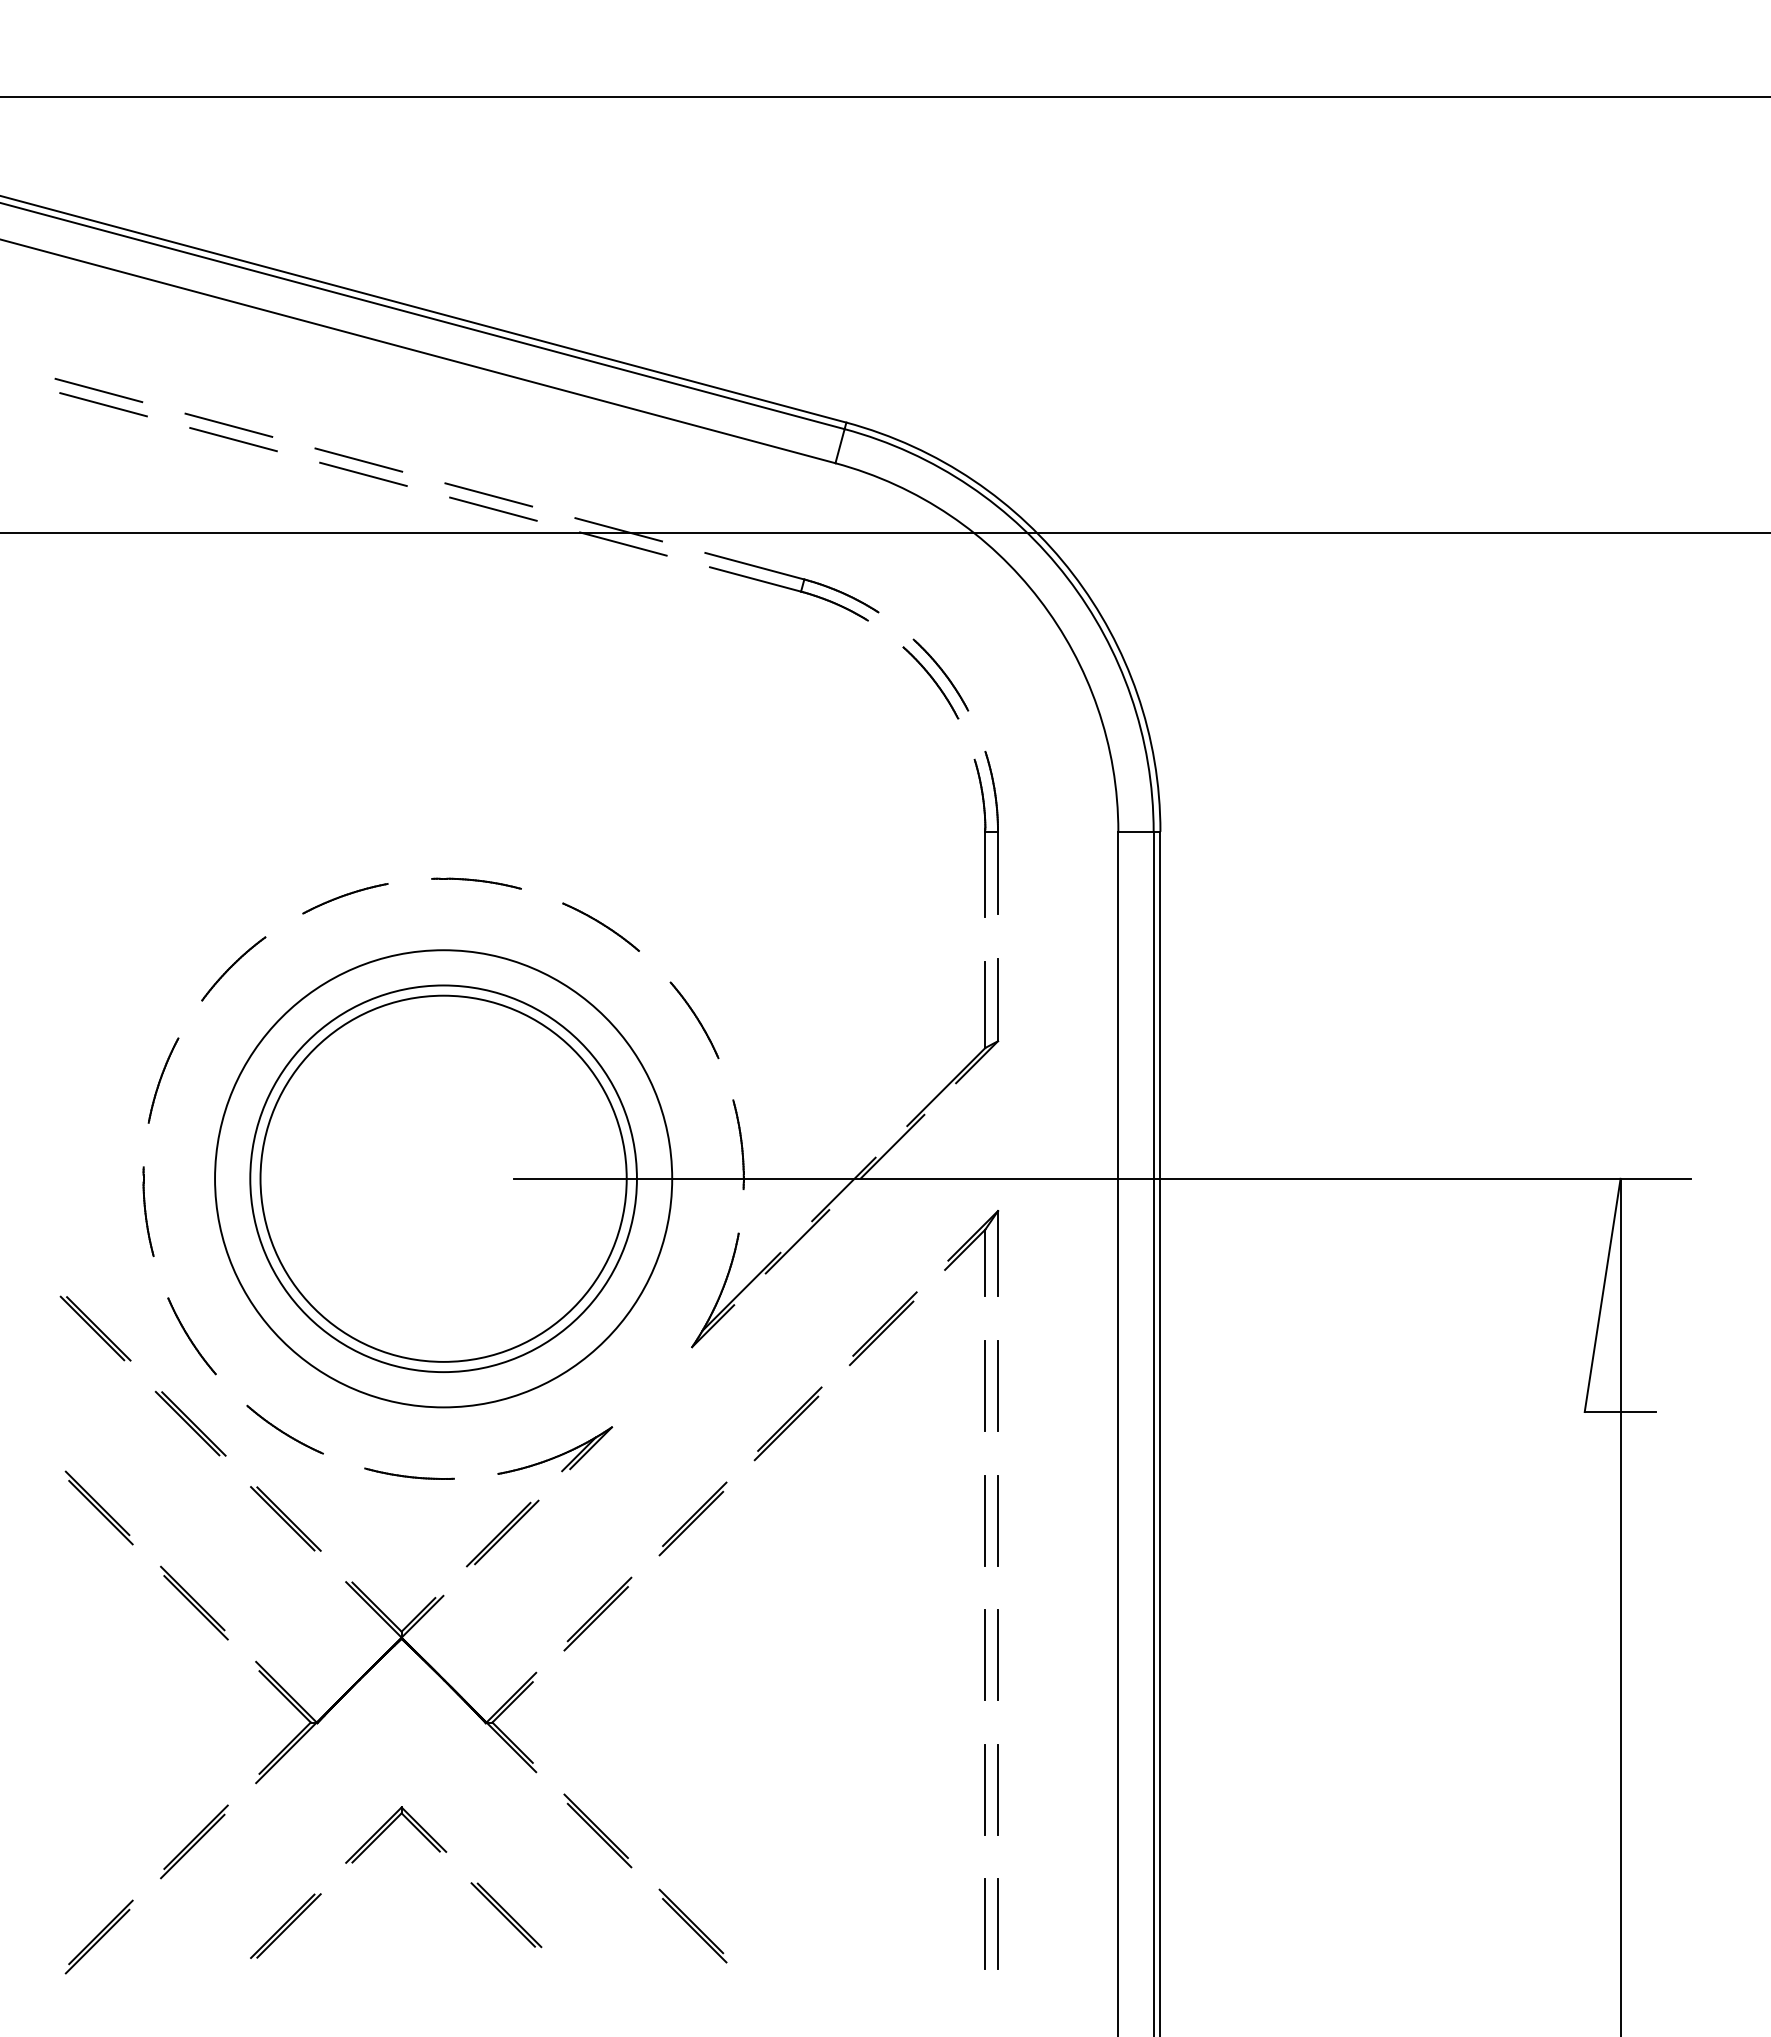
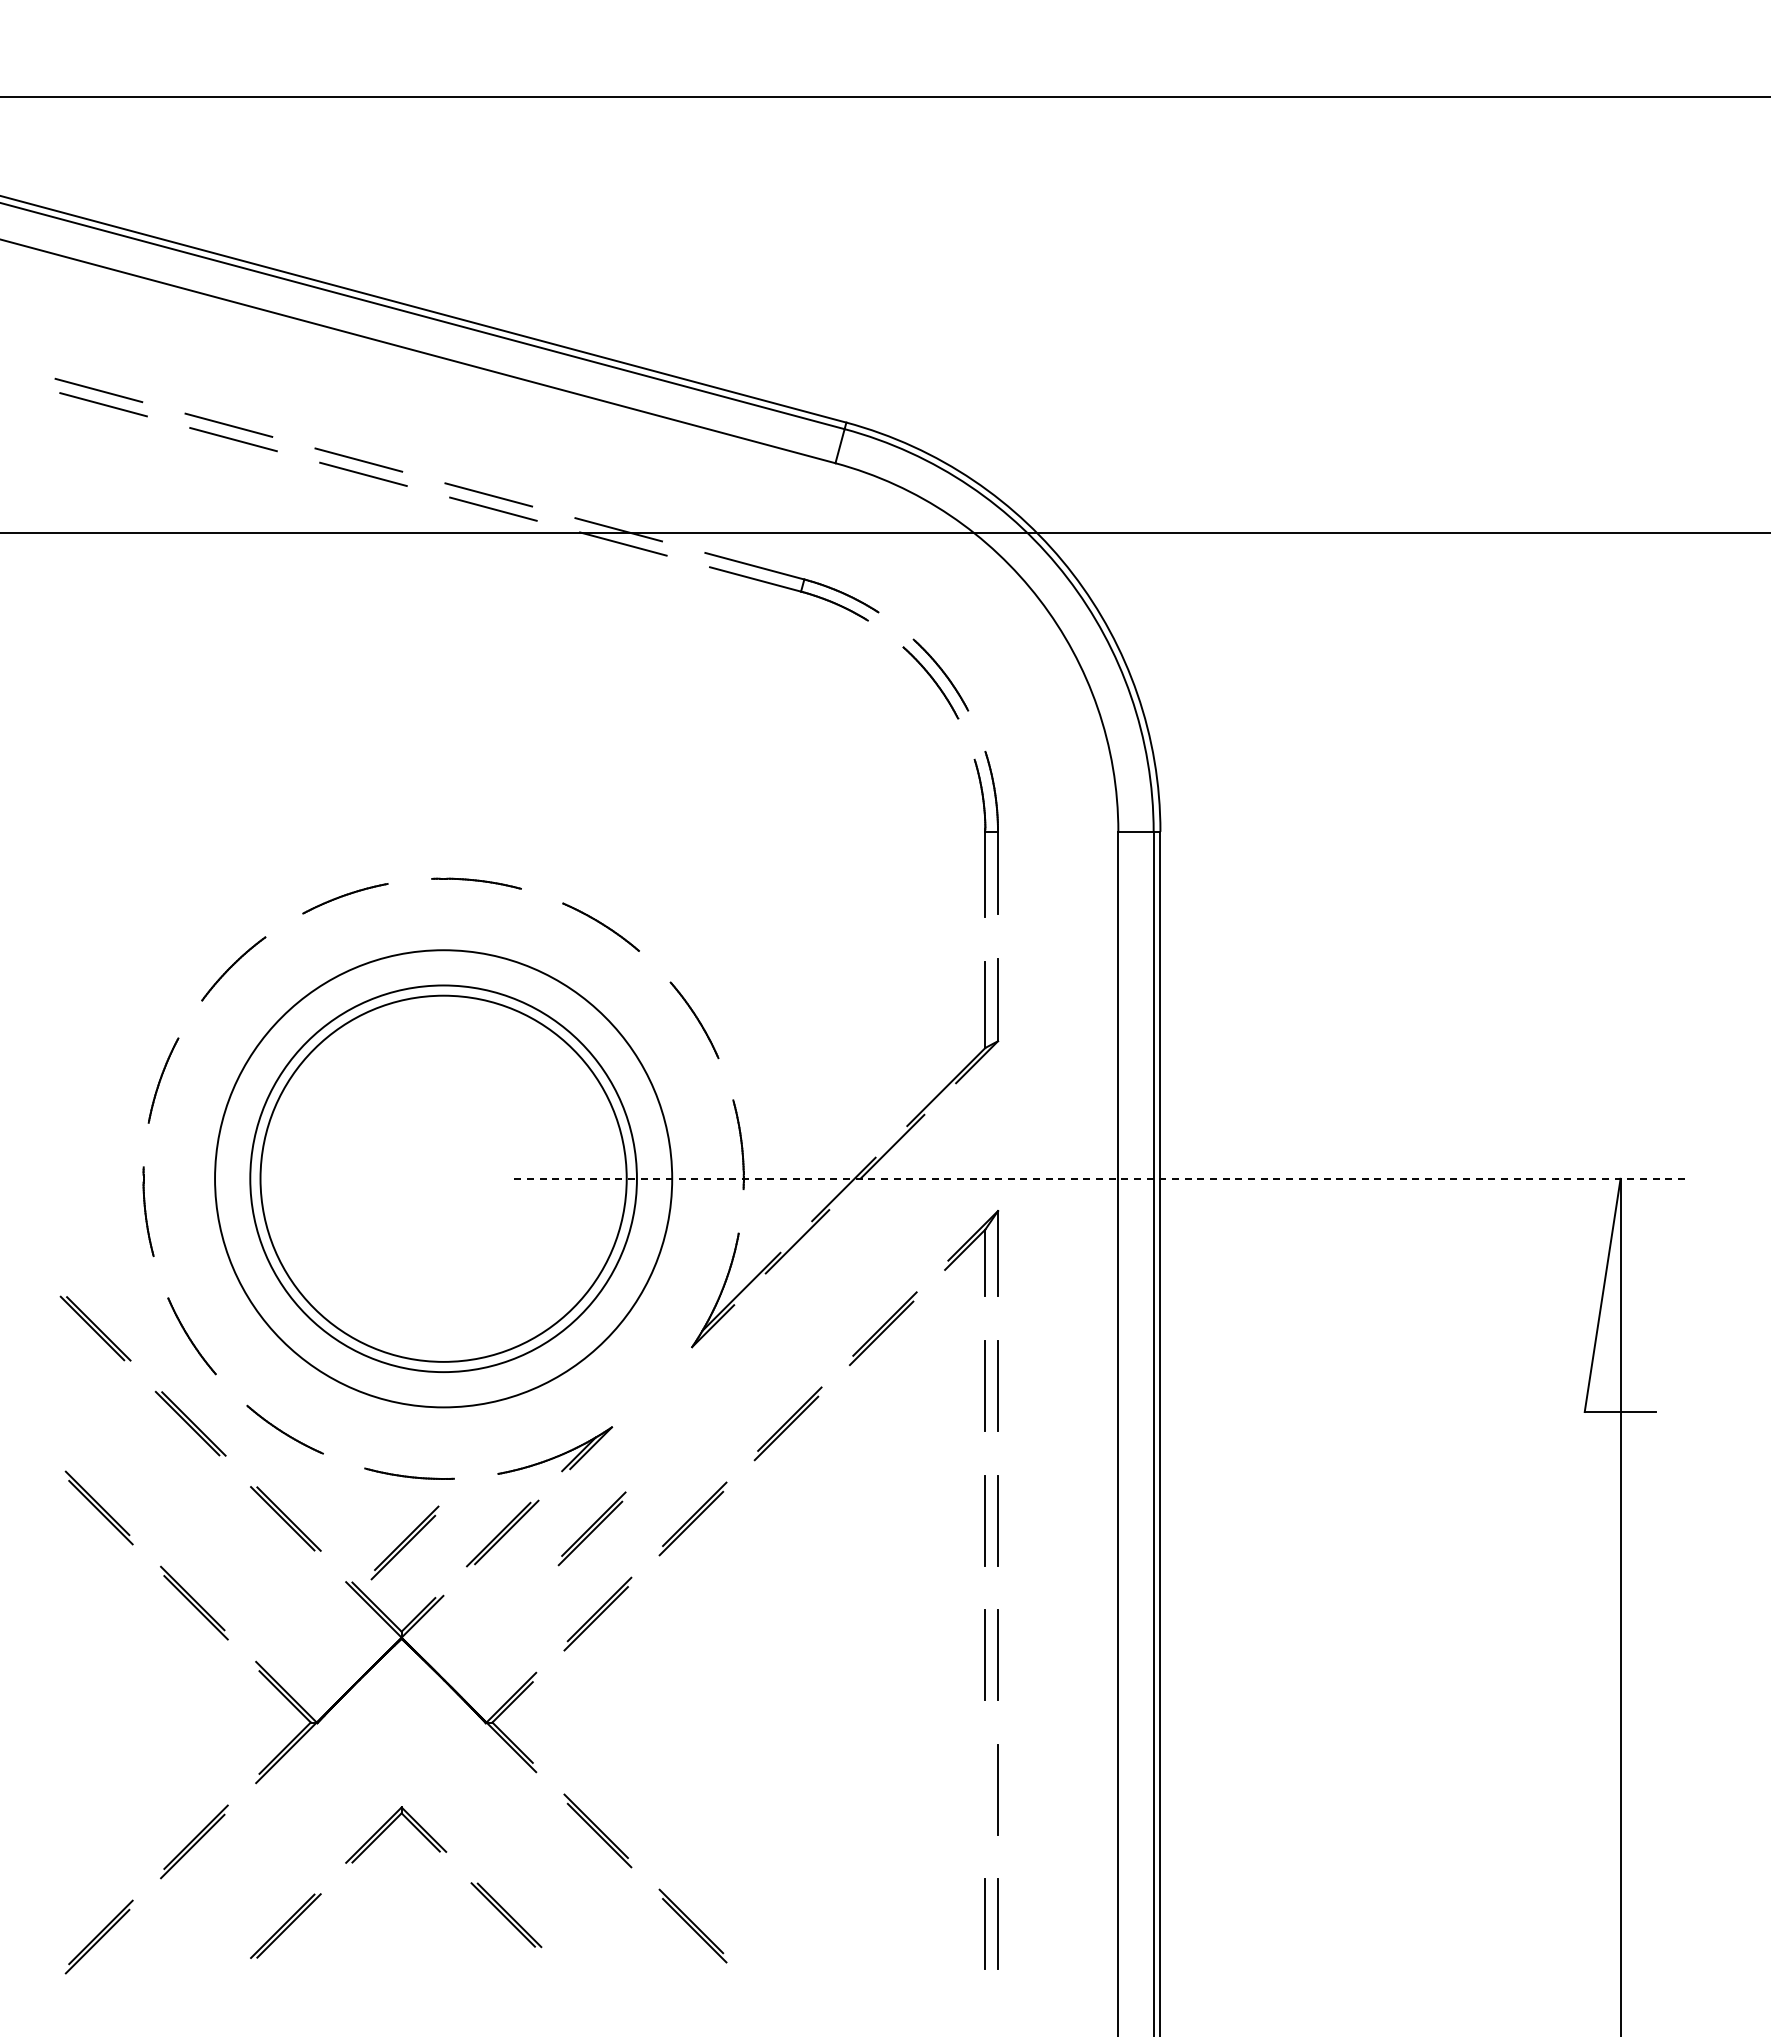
line: solid -> dashed (1103, 1178)
part: none -> present (591, 1528)
part: none -> present (404, 1542)
line: present -> none (985, 1789)
